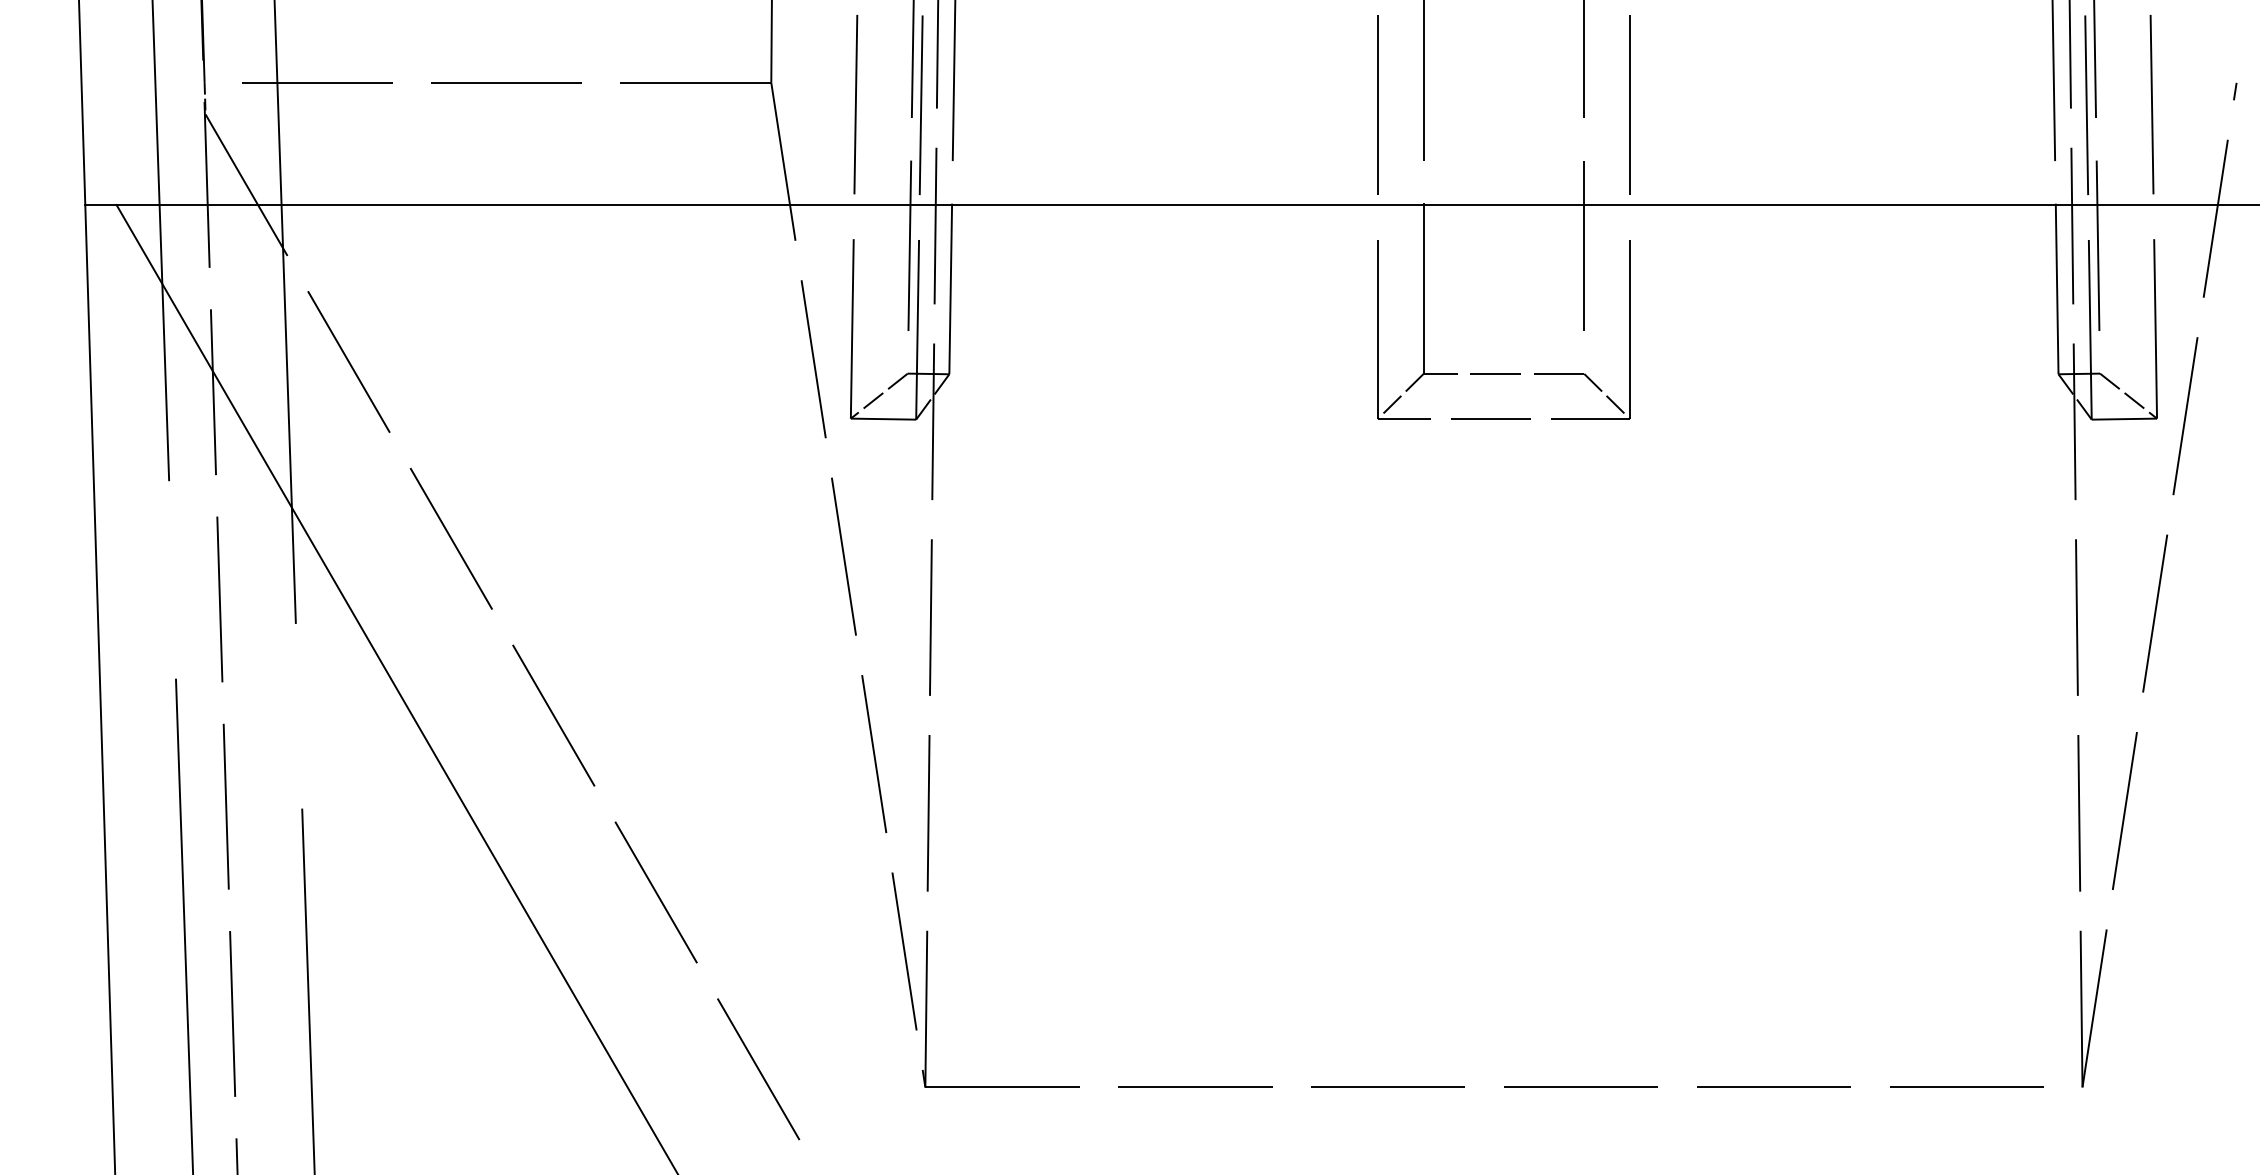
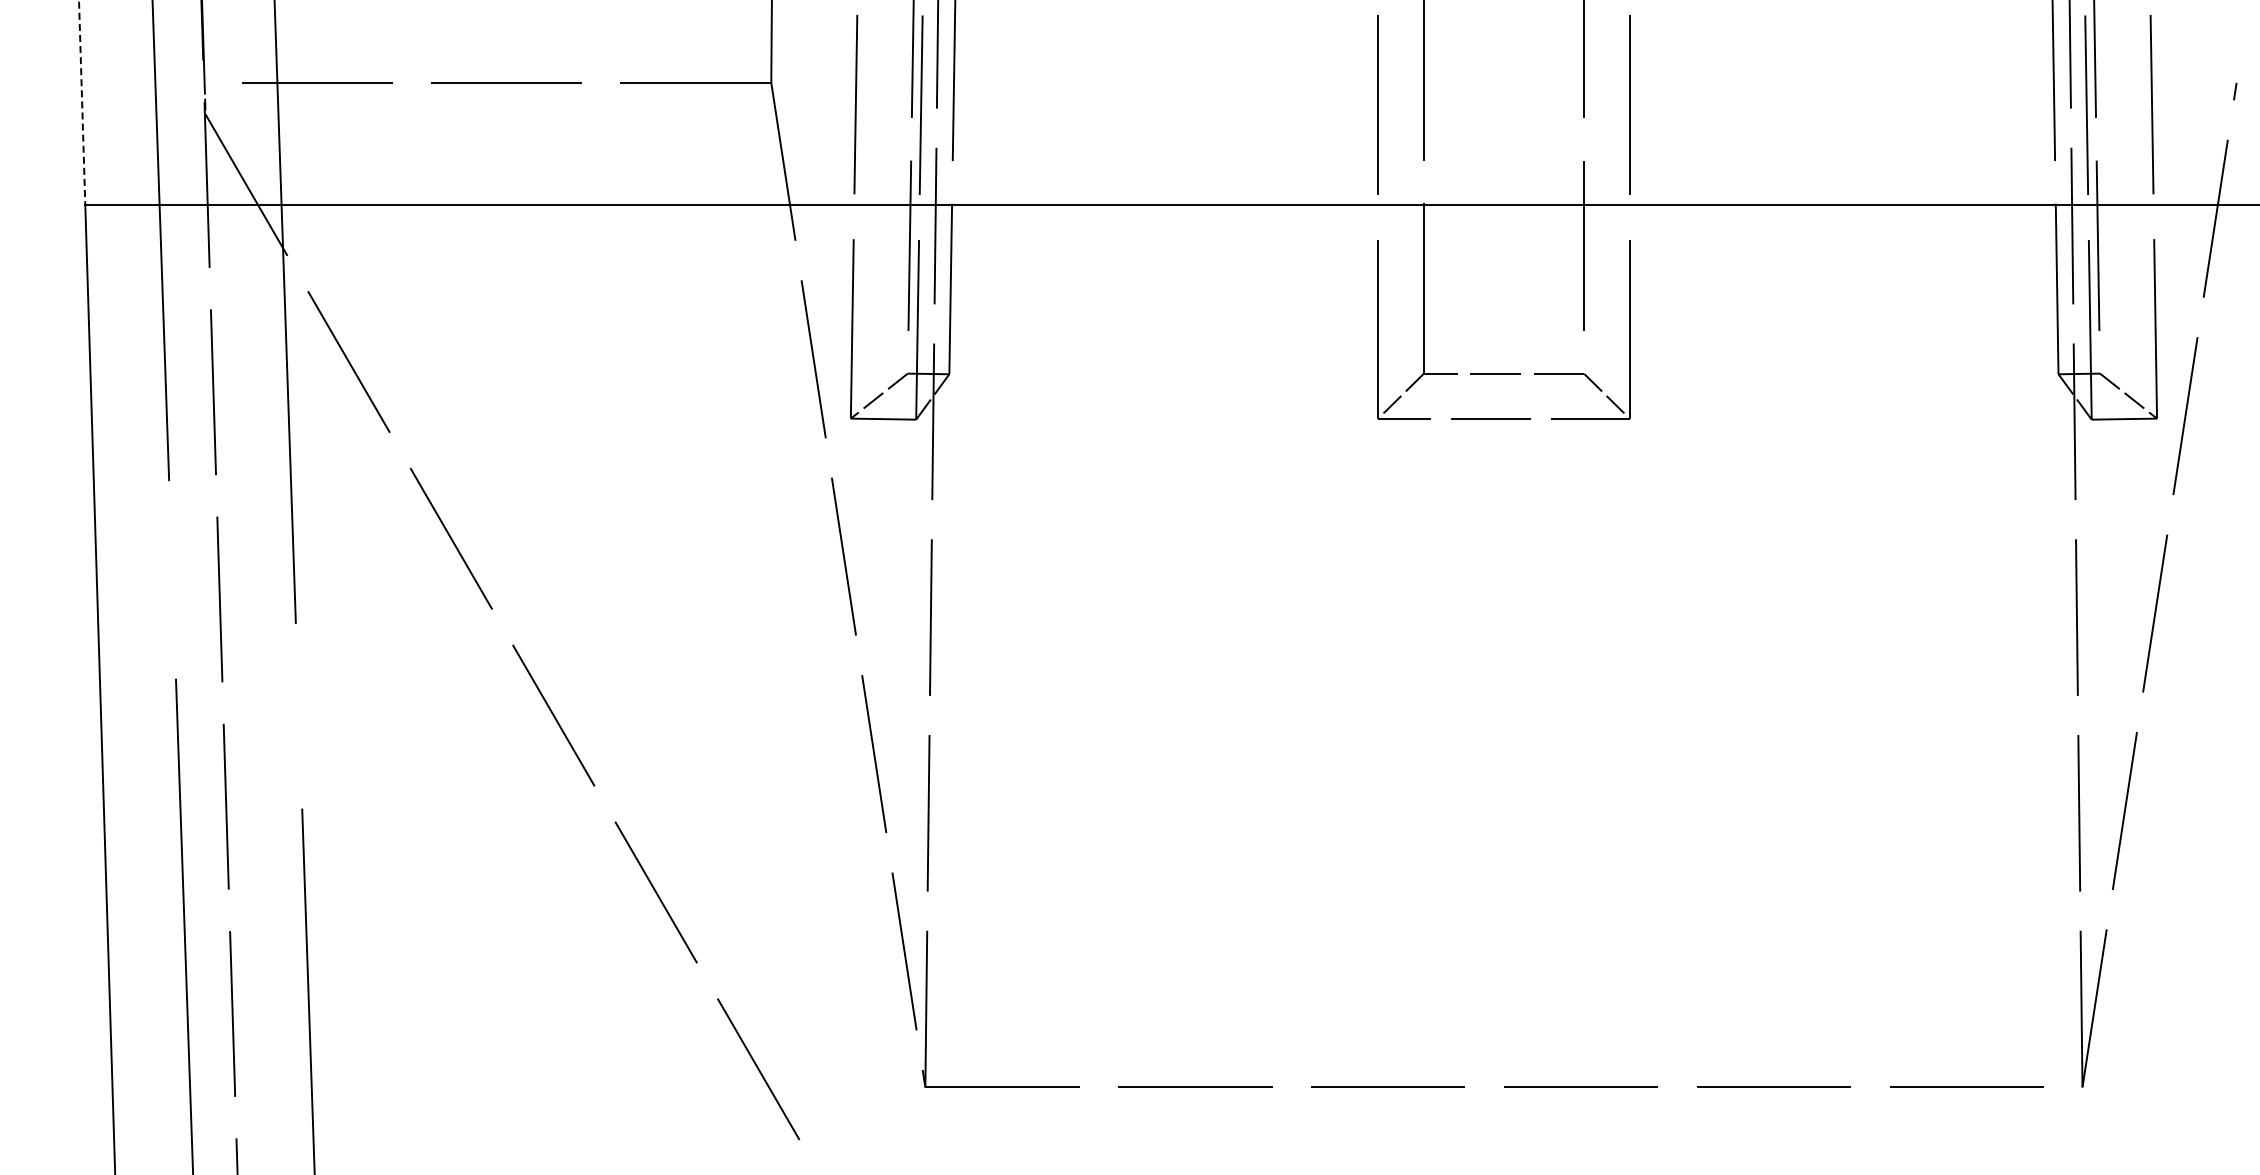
line: solid -> dashed (82, 103)
line: present -> none (396, 688)
